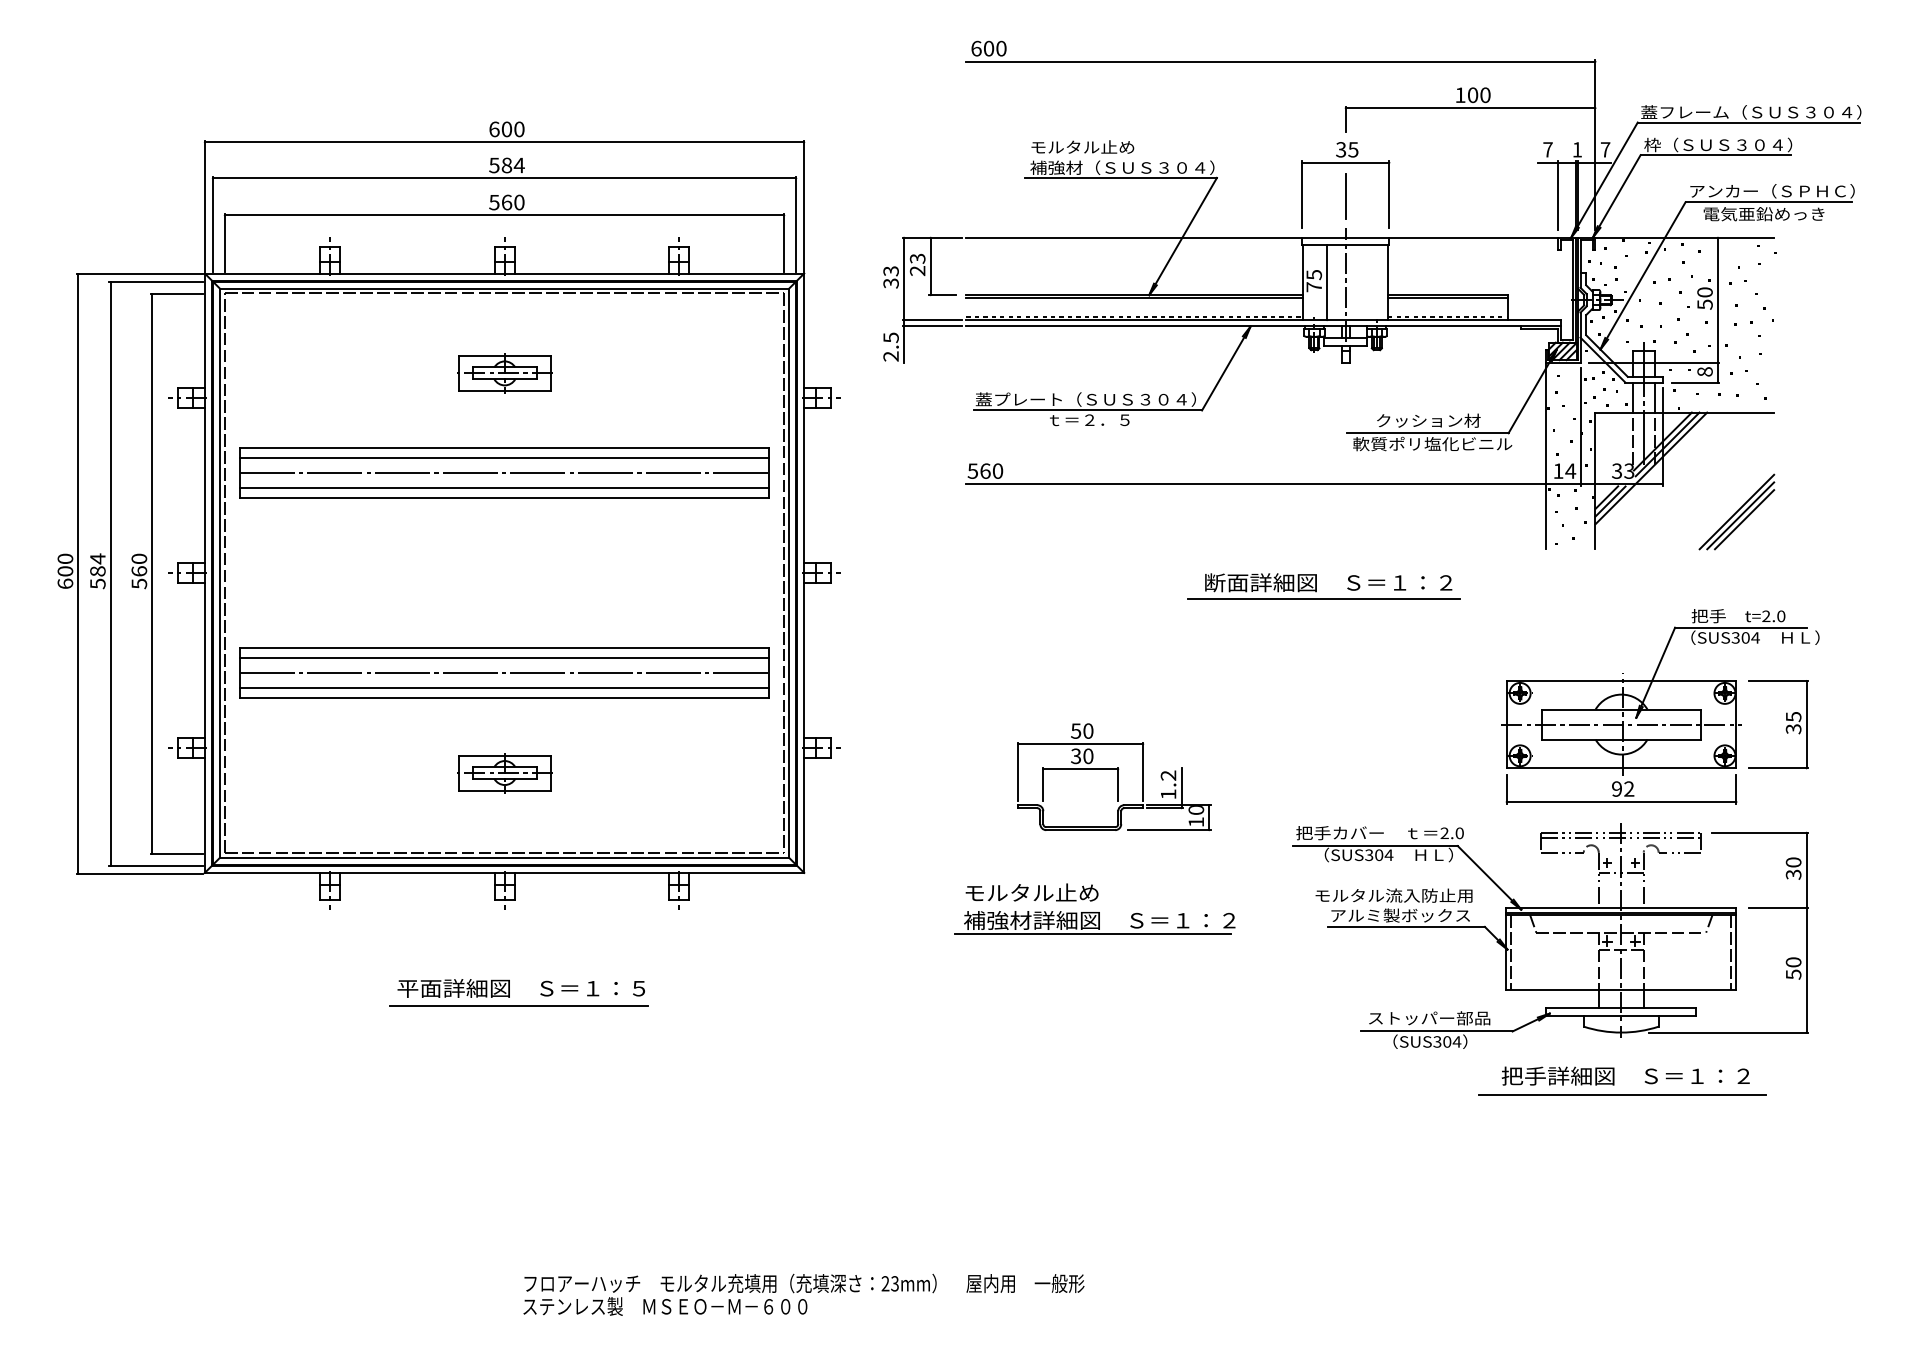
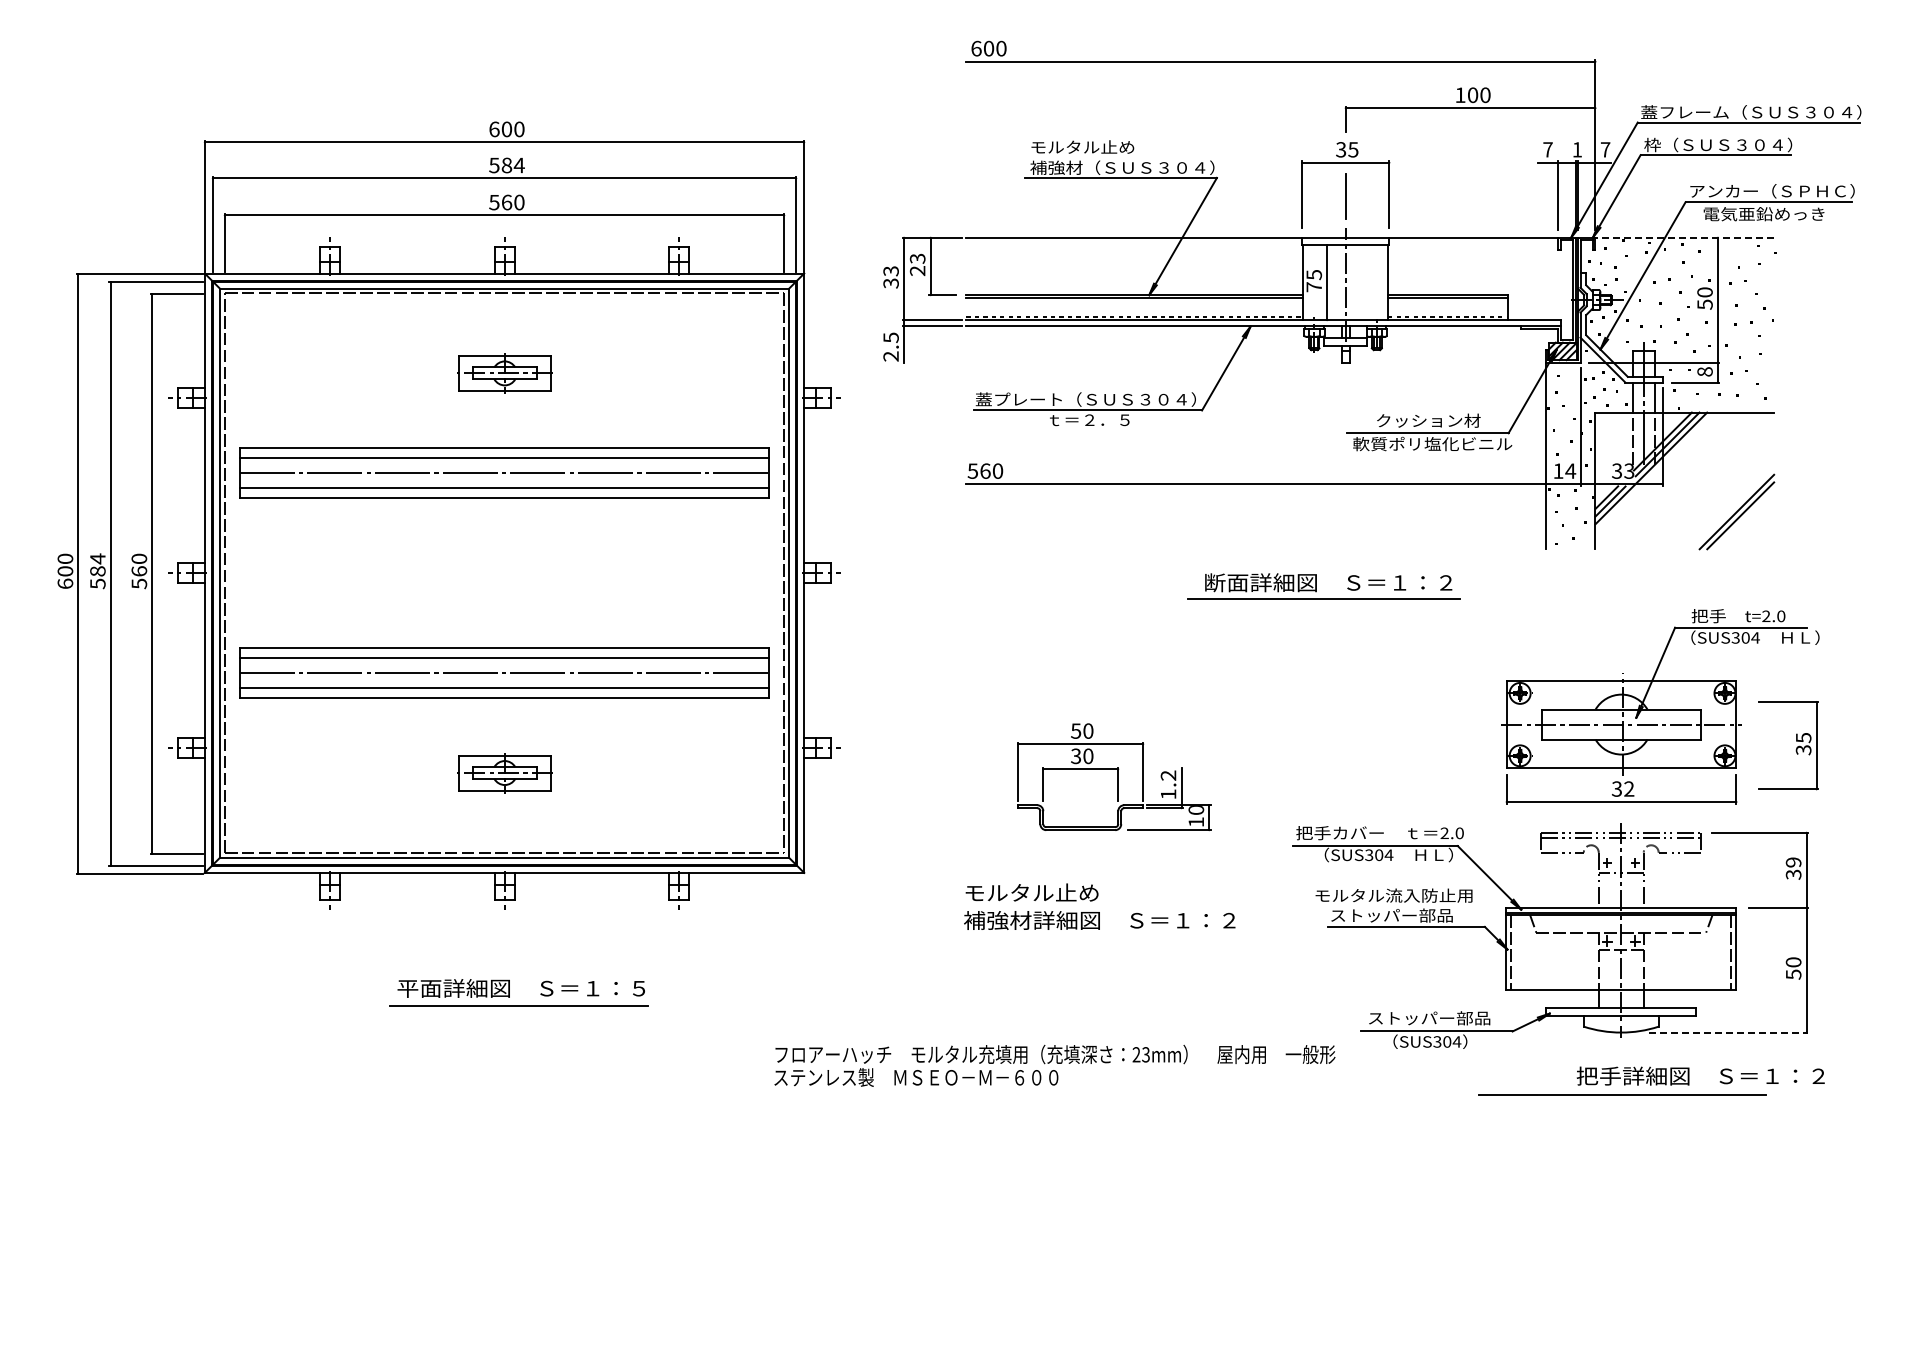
line: solid -> dashed (1684, 237)
line: present -> none (1744, 519)
part position: (1786, 726) -> (1796, 747) (1796, 747)
text: 92 -> 32 (1616, 788)
text: 30 -> 39 (1793, 862)
text: アルミ製ボックス -> ストッパー部品 (1400, 915)
line: present -> none (1092, 933)
line: solid -> dashed (1728, 1032)
text position: (1625, 1075) -> (1700, 1075) (1700, 1075)
text position: (803, 1294) -> (1054, 1065) (1054, 1065)
